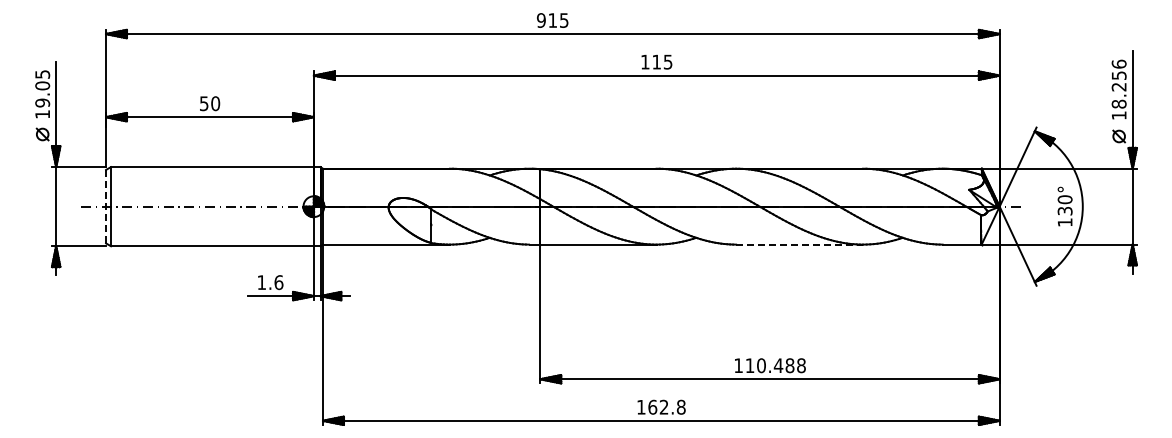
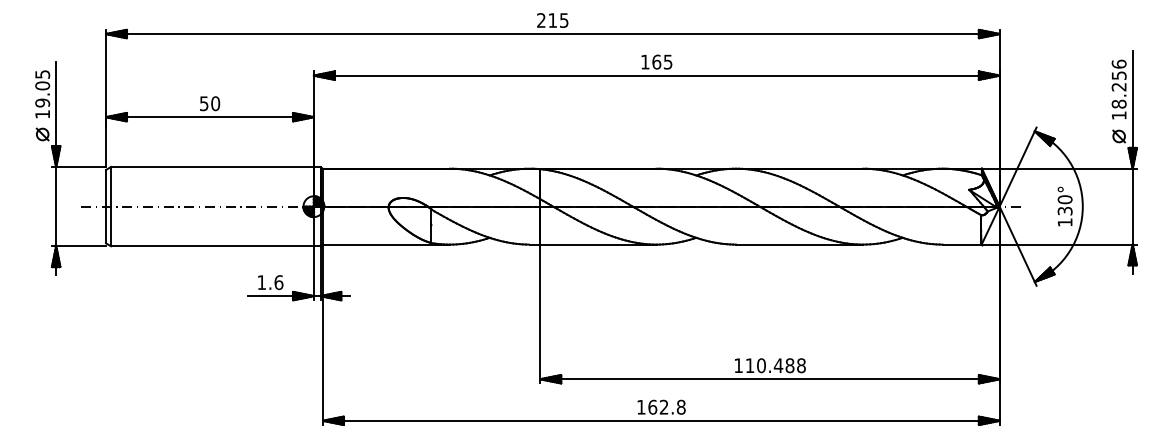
text: 915 -> 215 (541, 20)
text: 115 -> 165 (656, 61)
line: dashed -> solid (106, 206)
line: dashed -> solid (800, 244)
